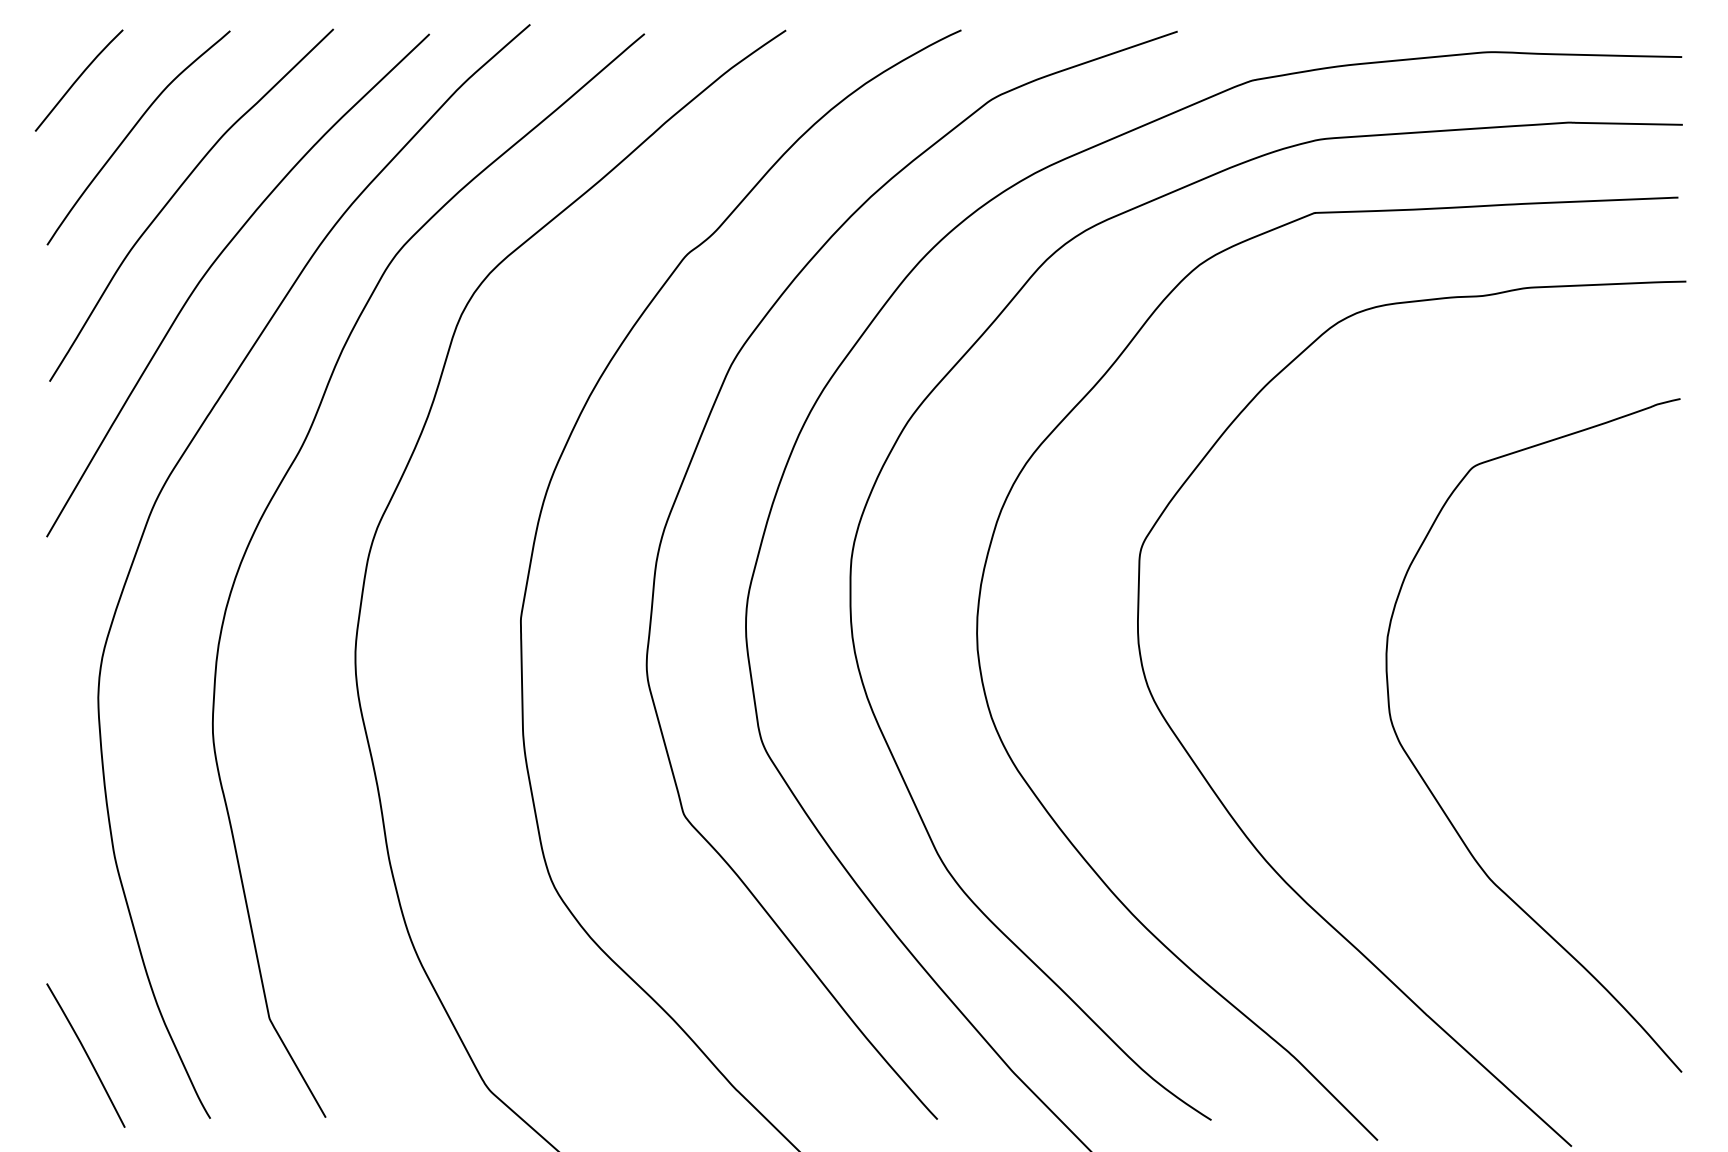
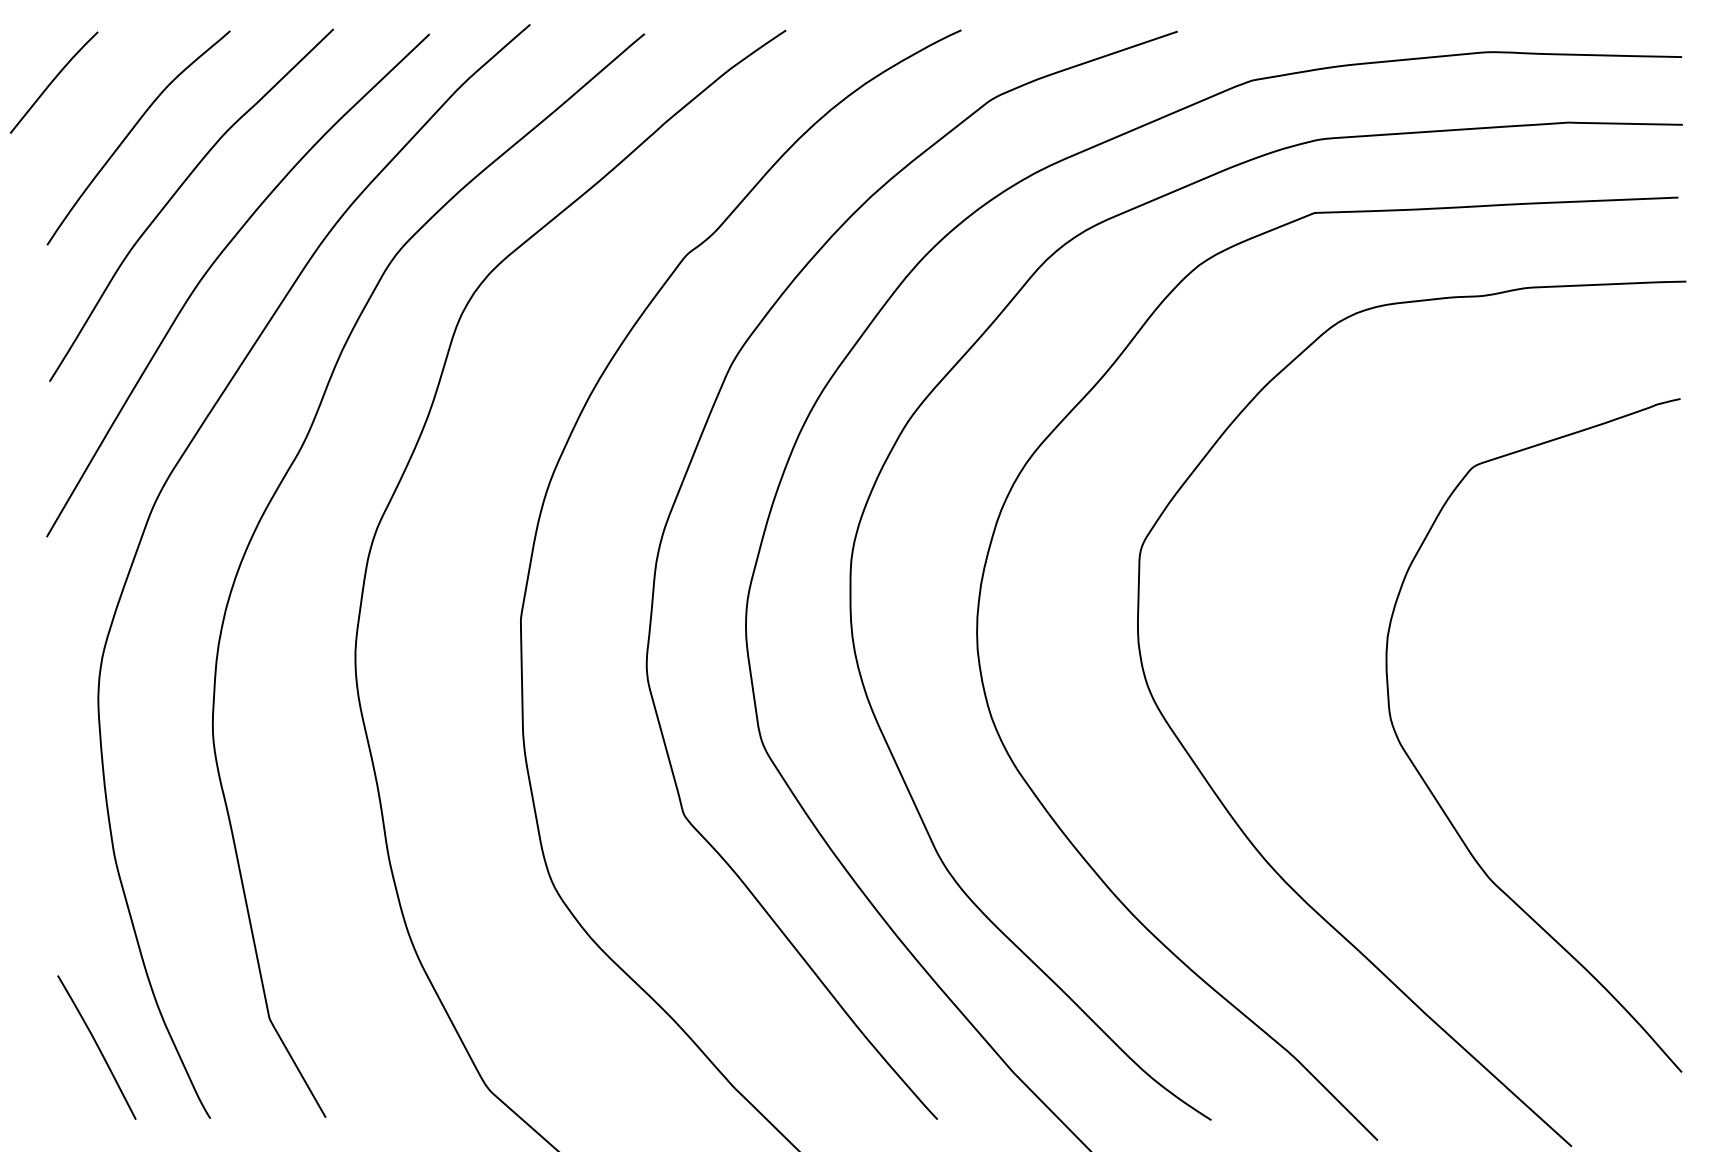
curve position: (78, 79) -> (53, 81) (53, 81)
curve position: (86, 1055) -> (97, 1047) (97, 1047)
